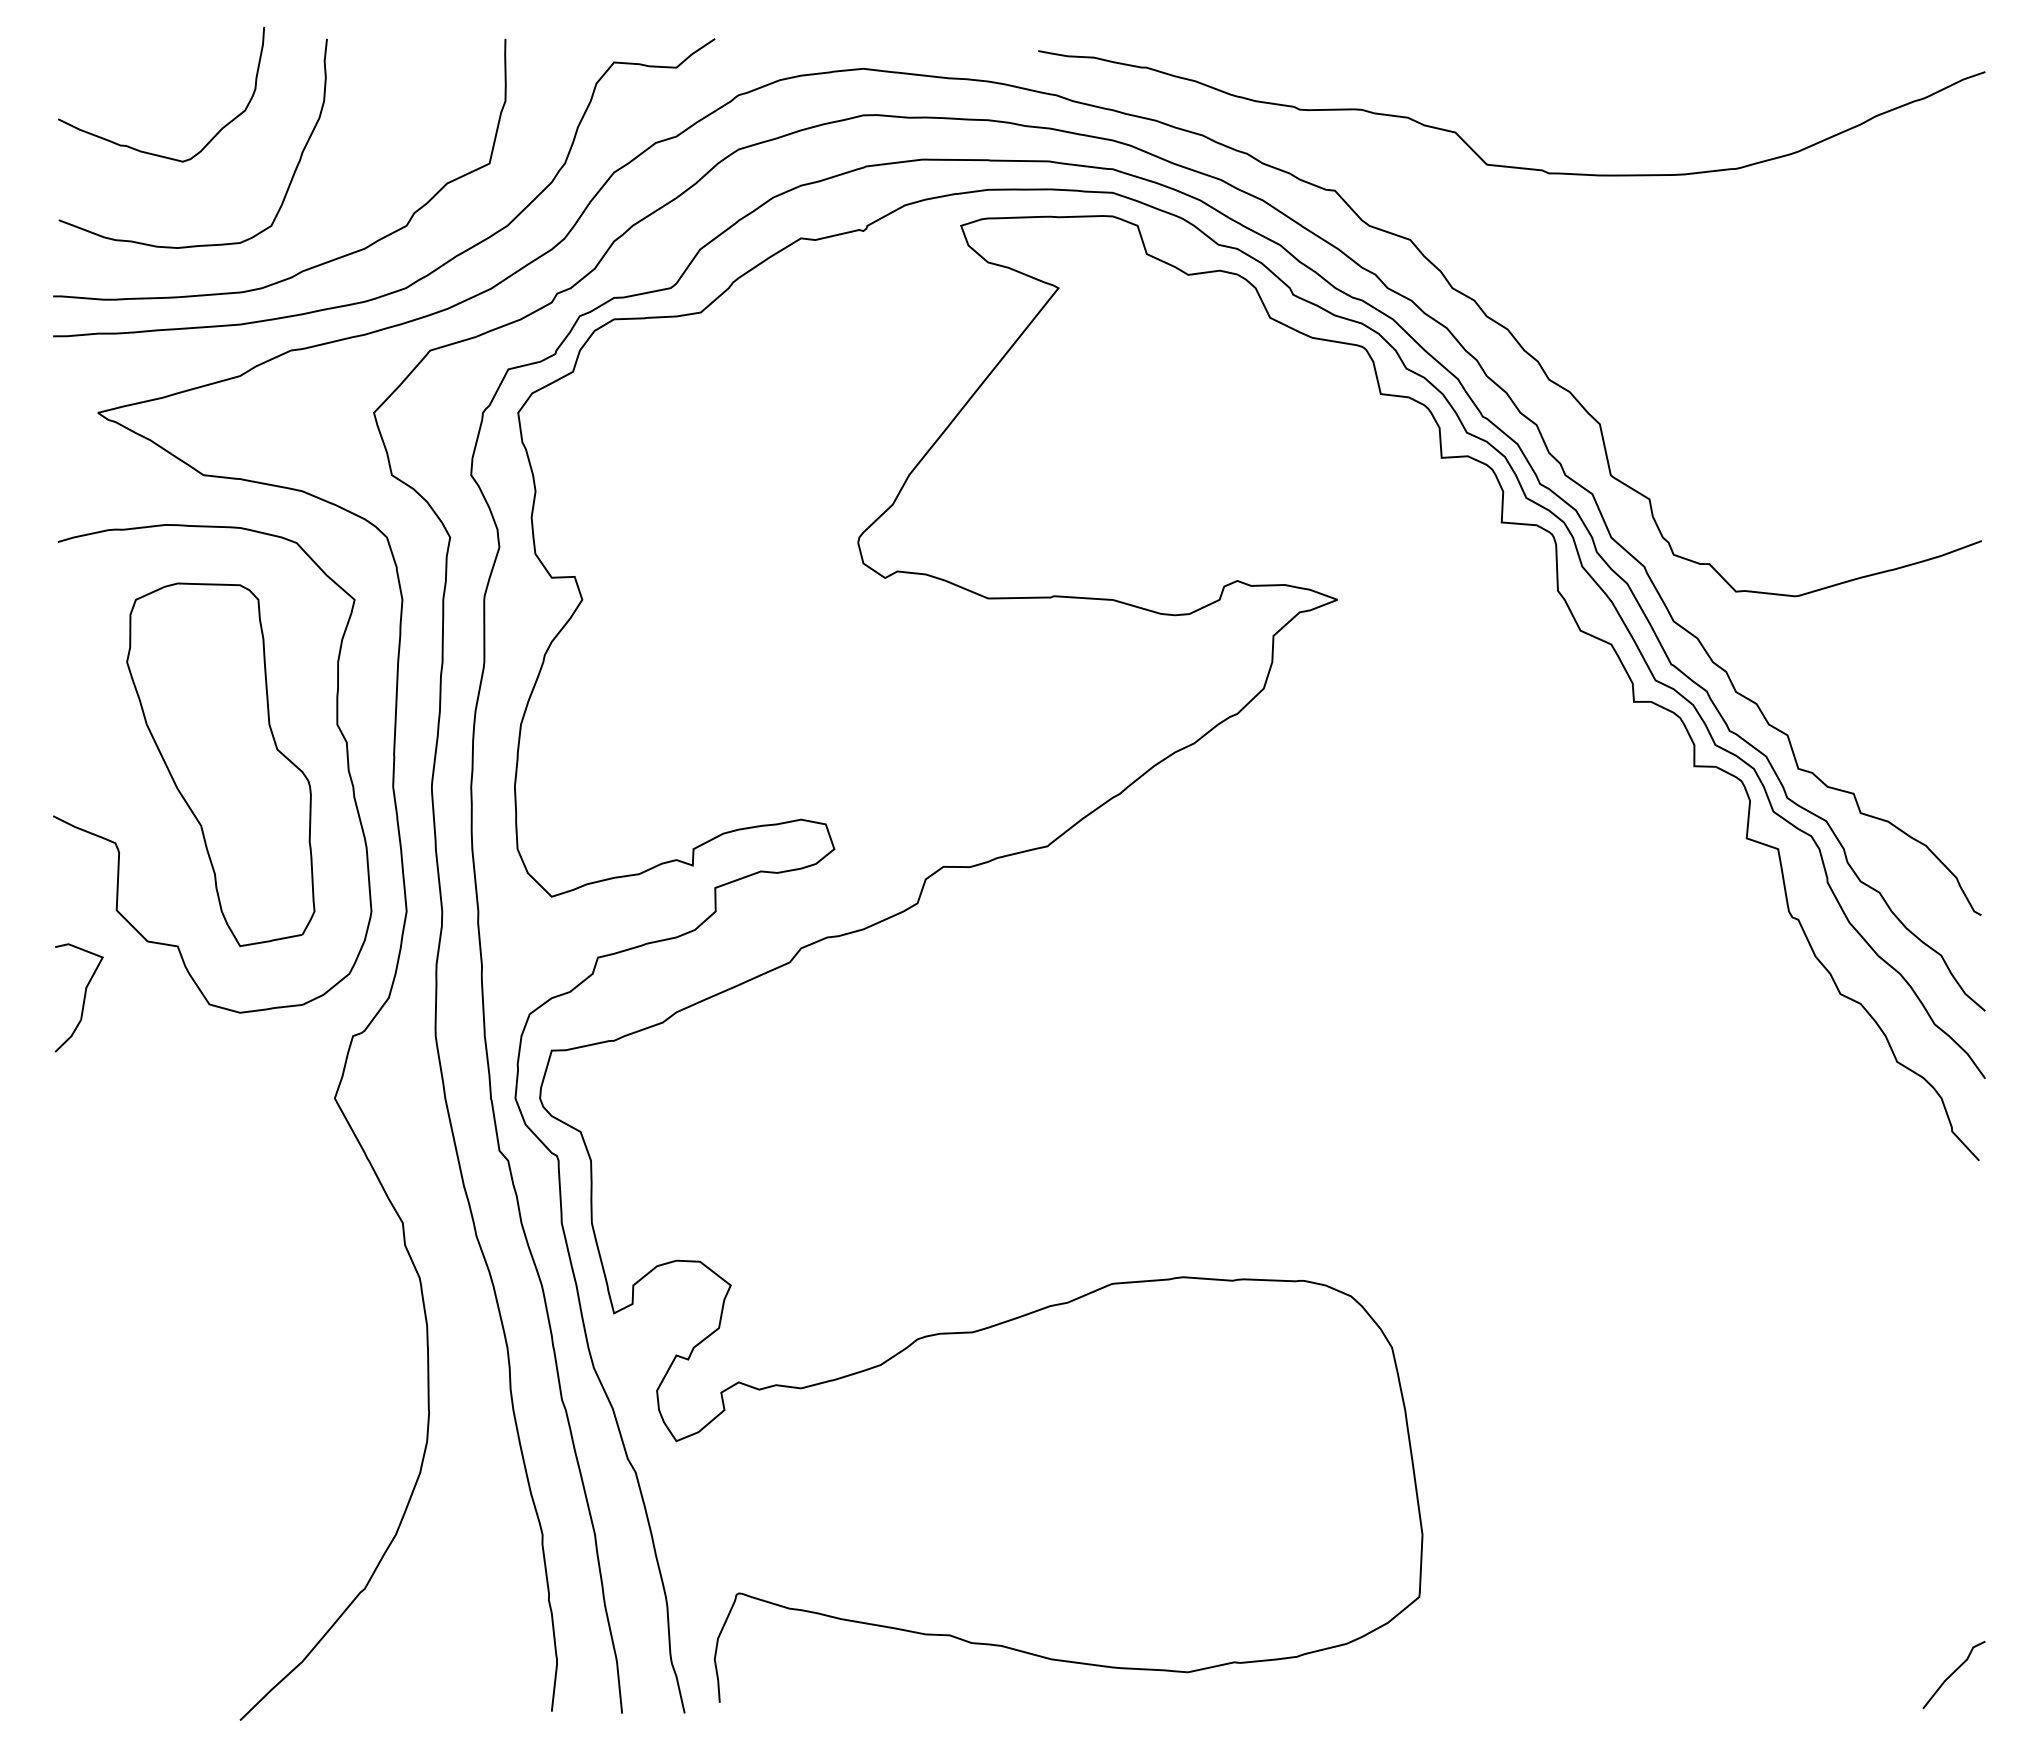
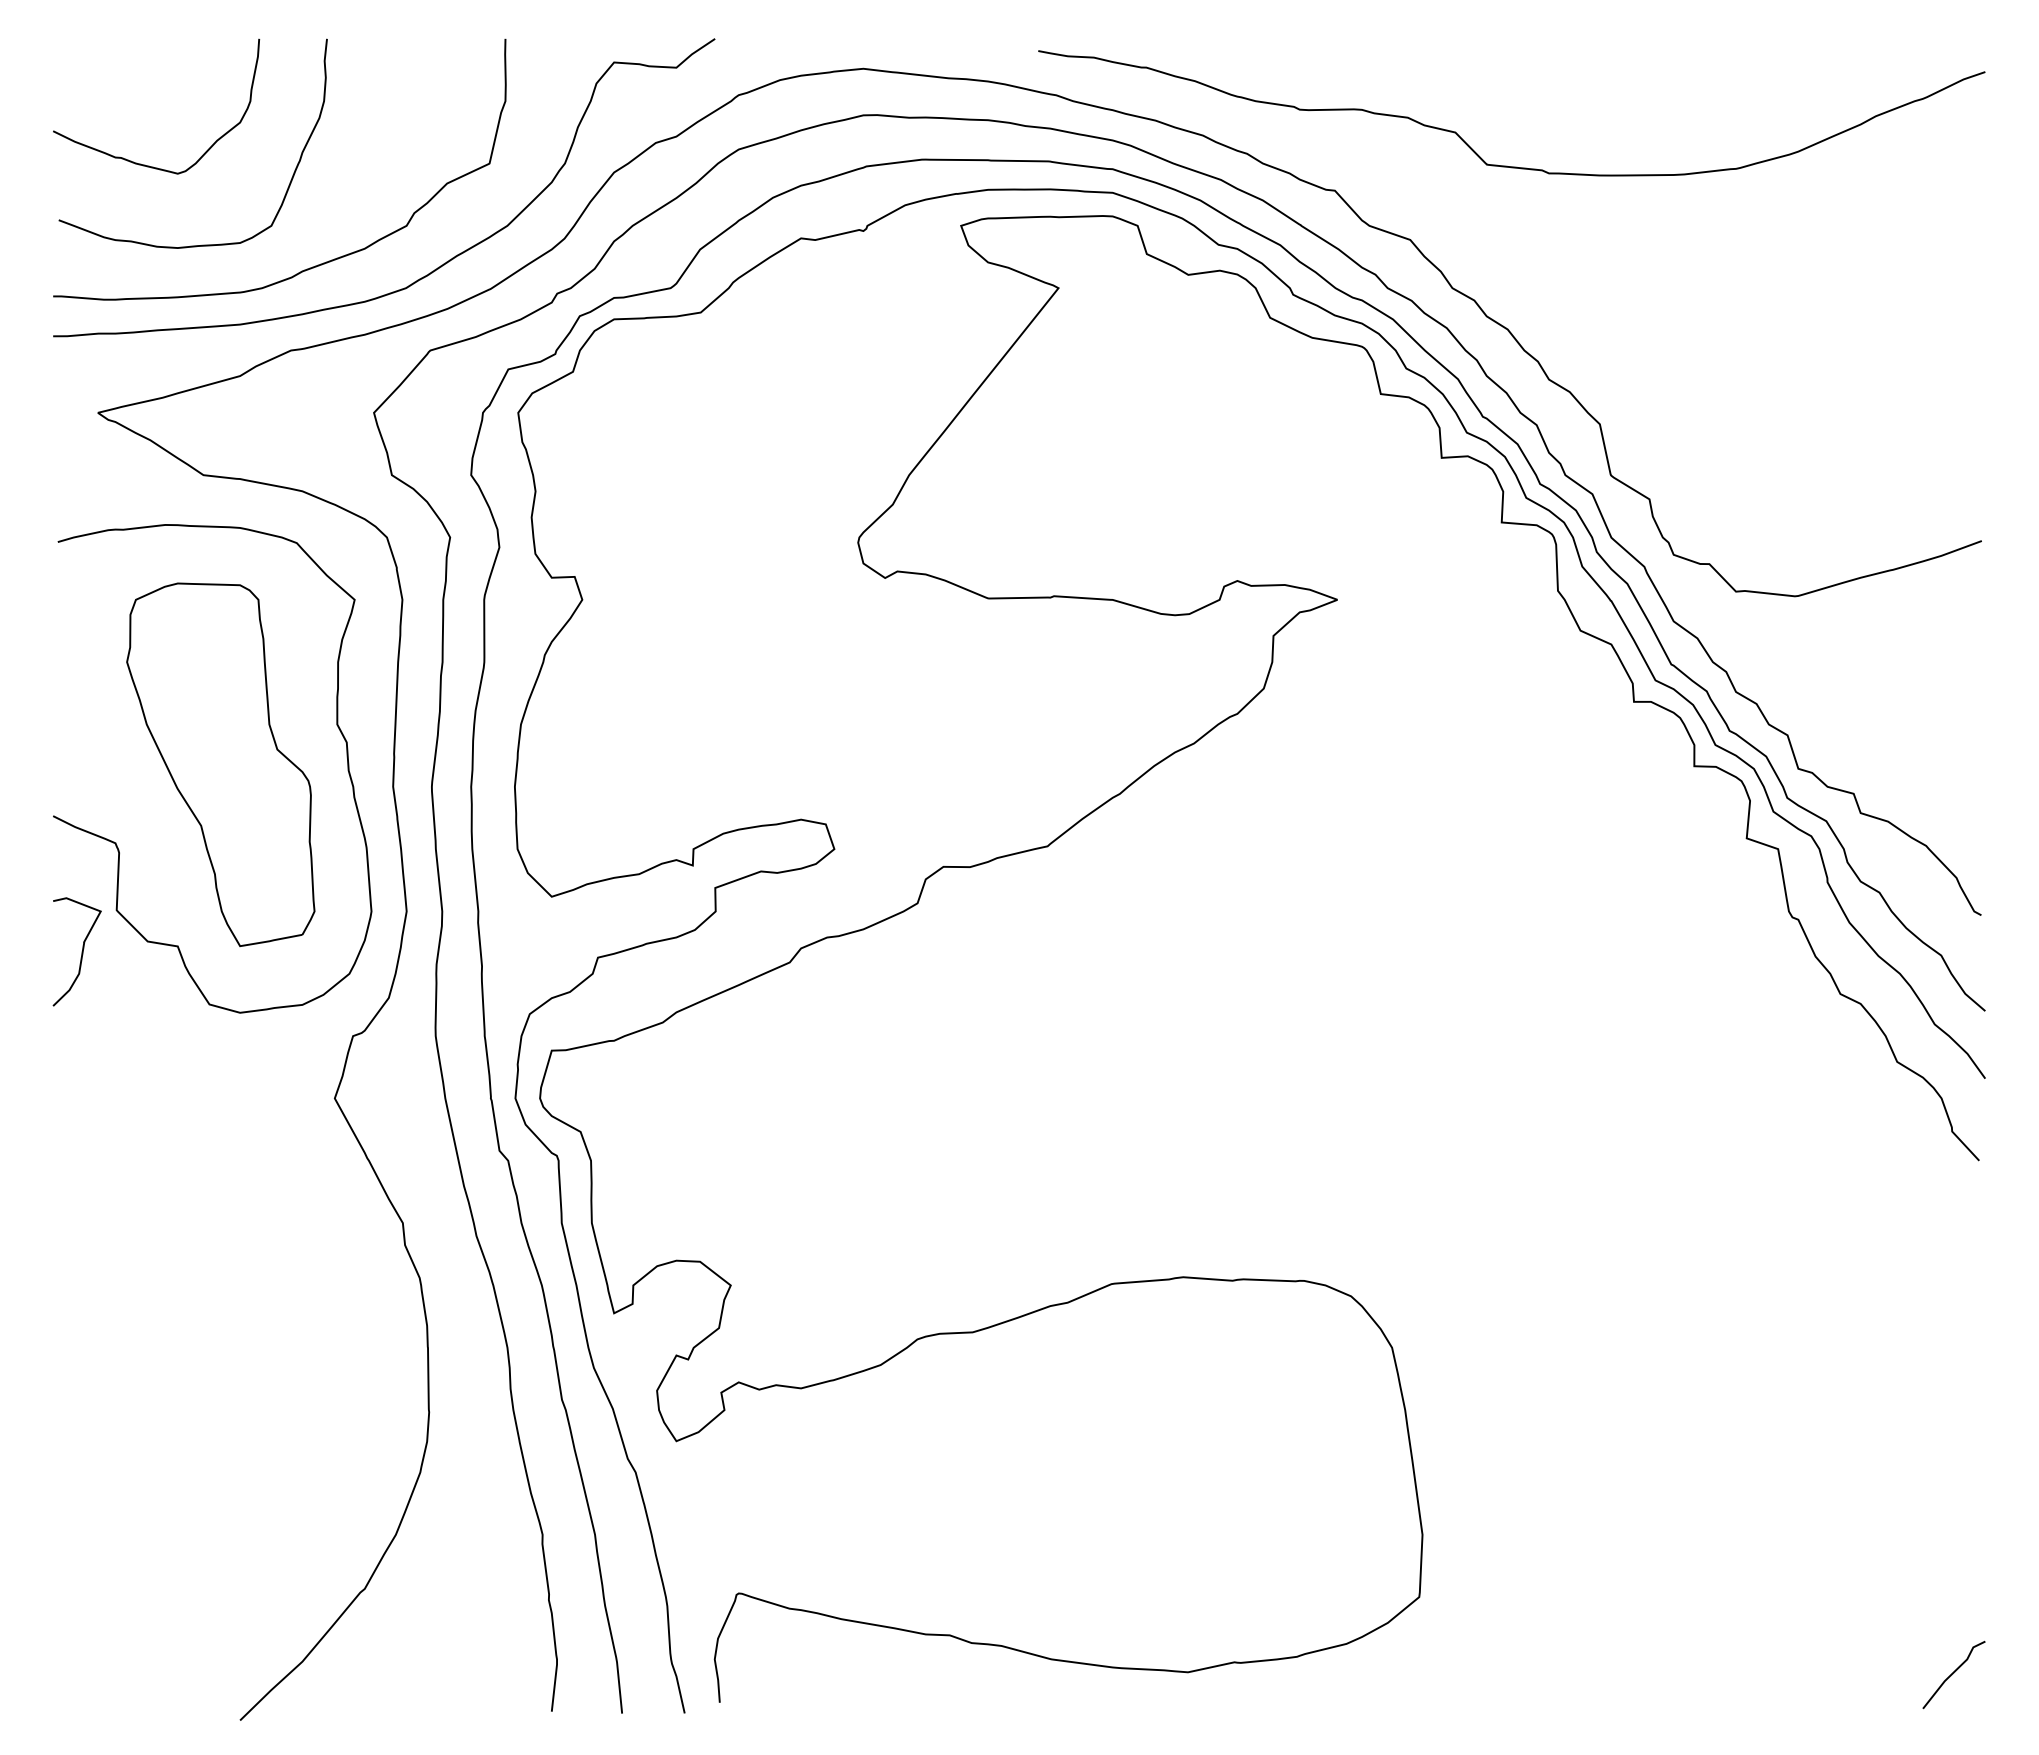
curve position: (150, 152) -> (145, 164) (145, 164)
curve position: (83, 997) -> (81, 951) (81, 951)
